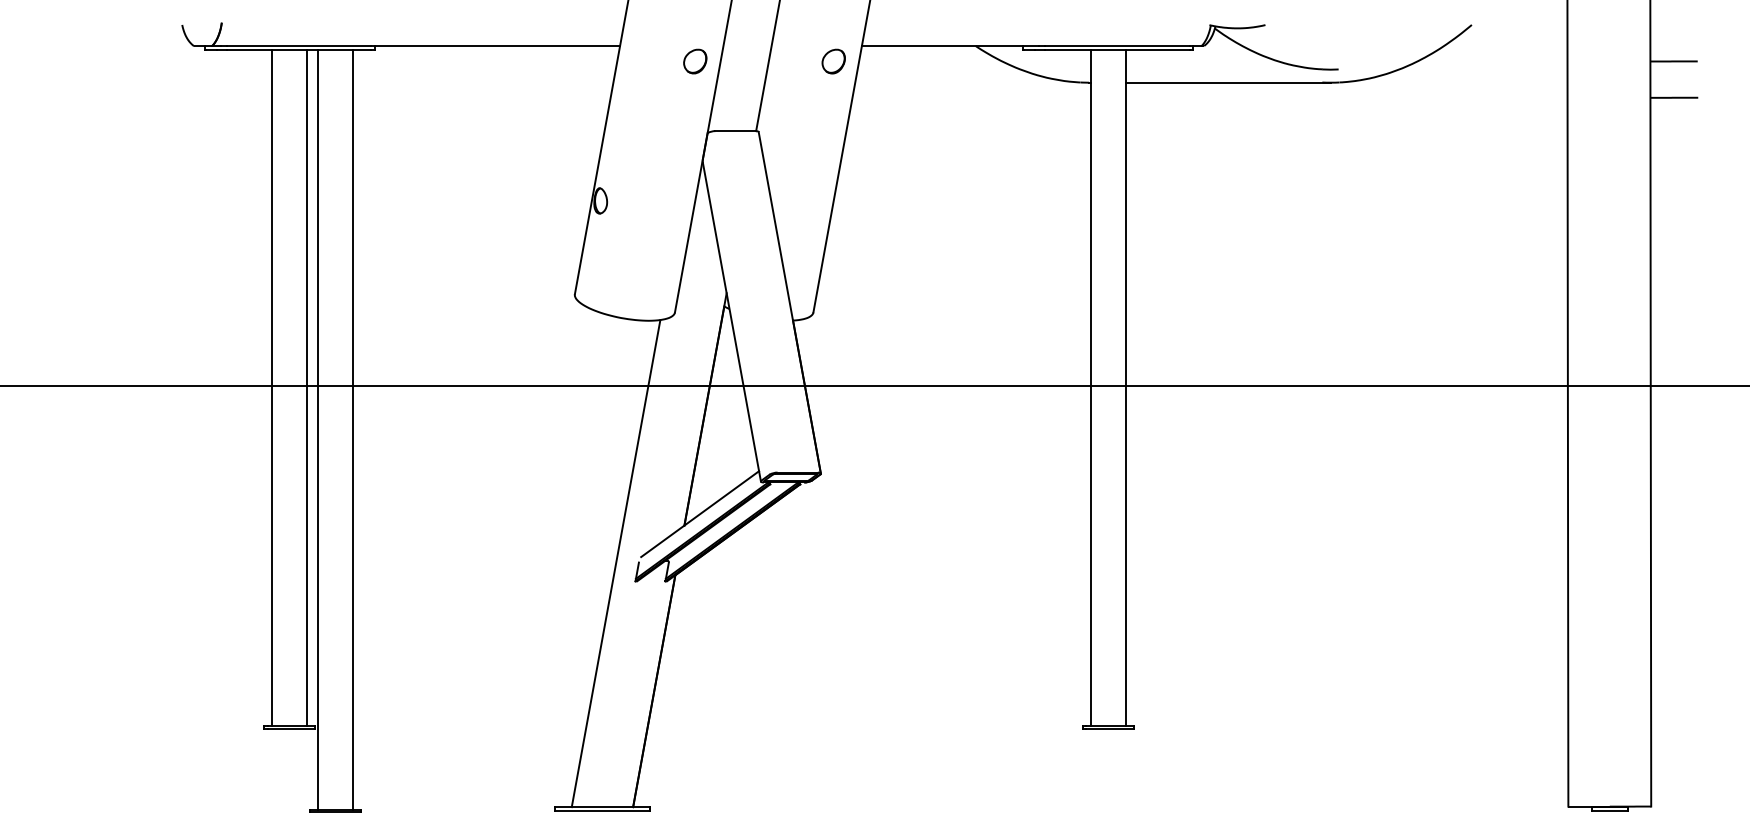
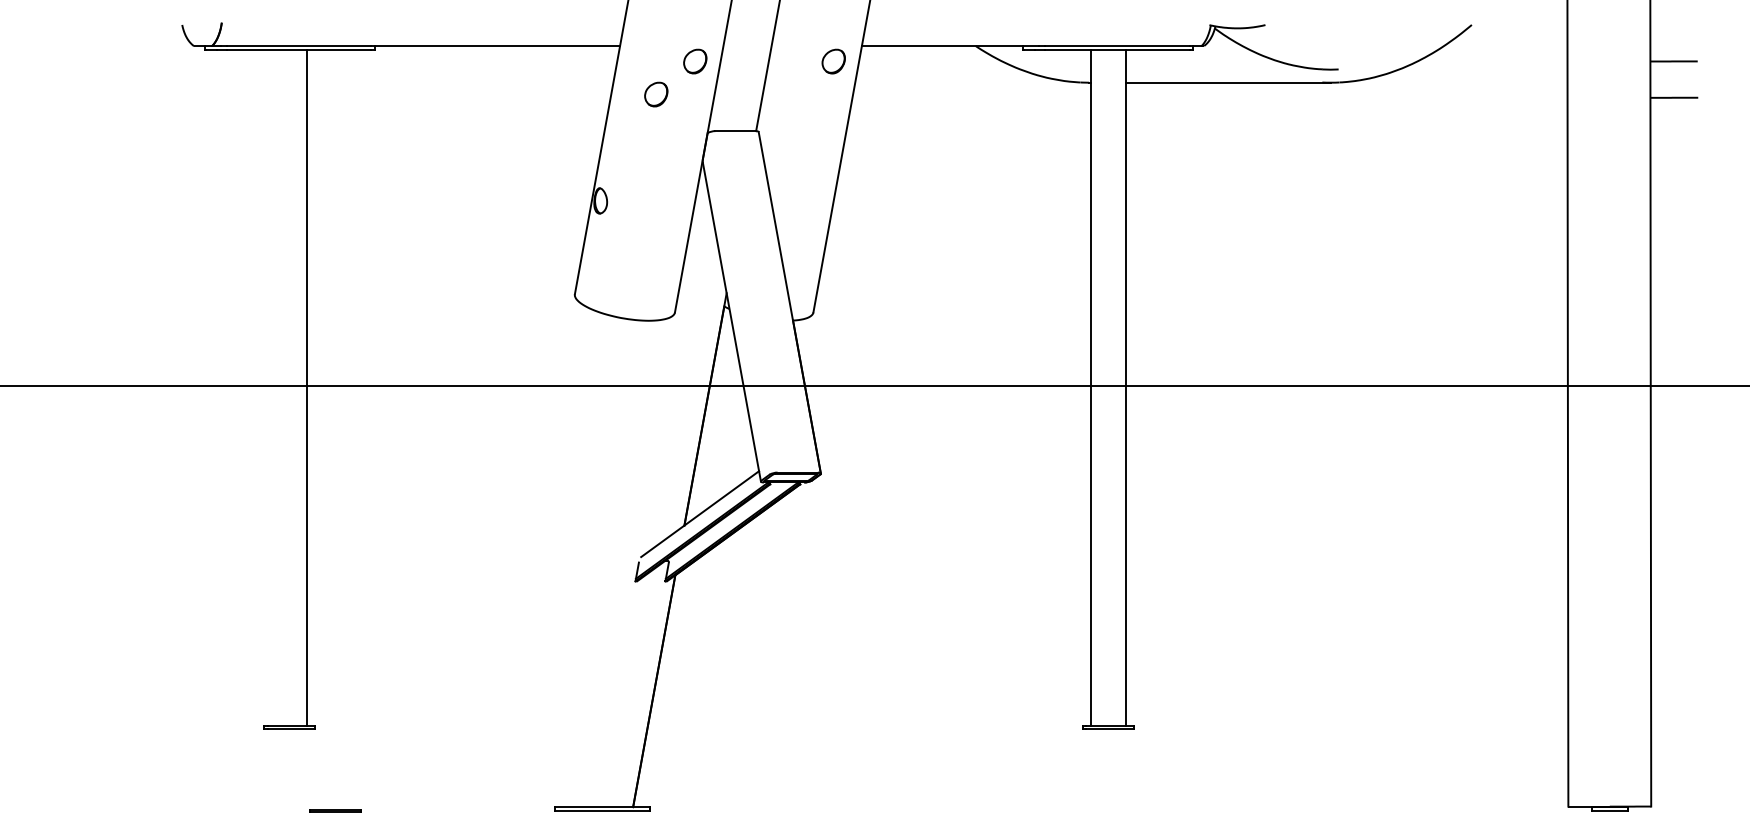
part: none -> present (656, 94)
line: present -> none (272, 388)
line: present -> none (318, 429)
line: present -> none (353, 429)
line: present -> none (615, 563)
